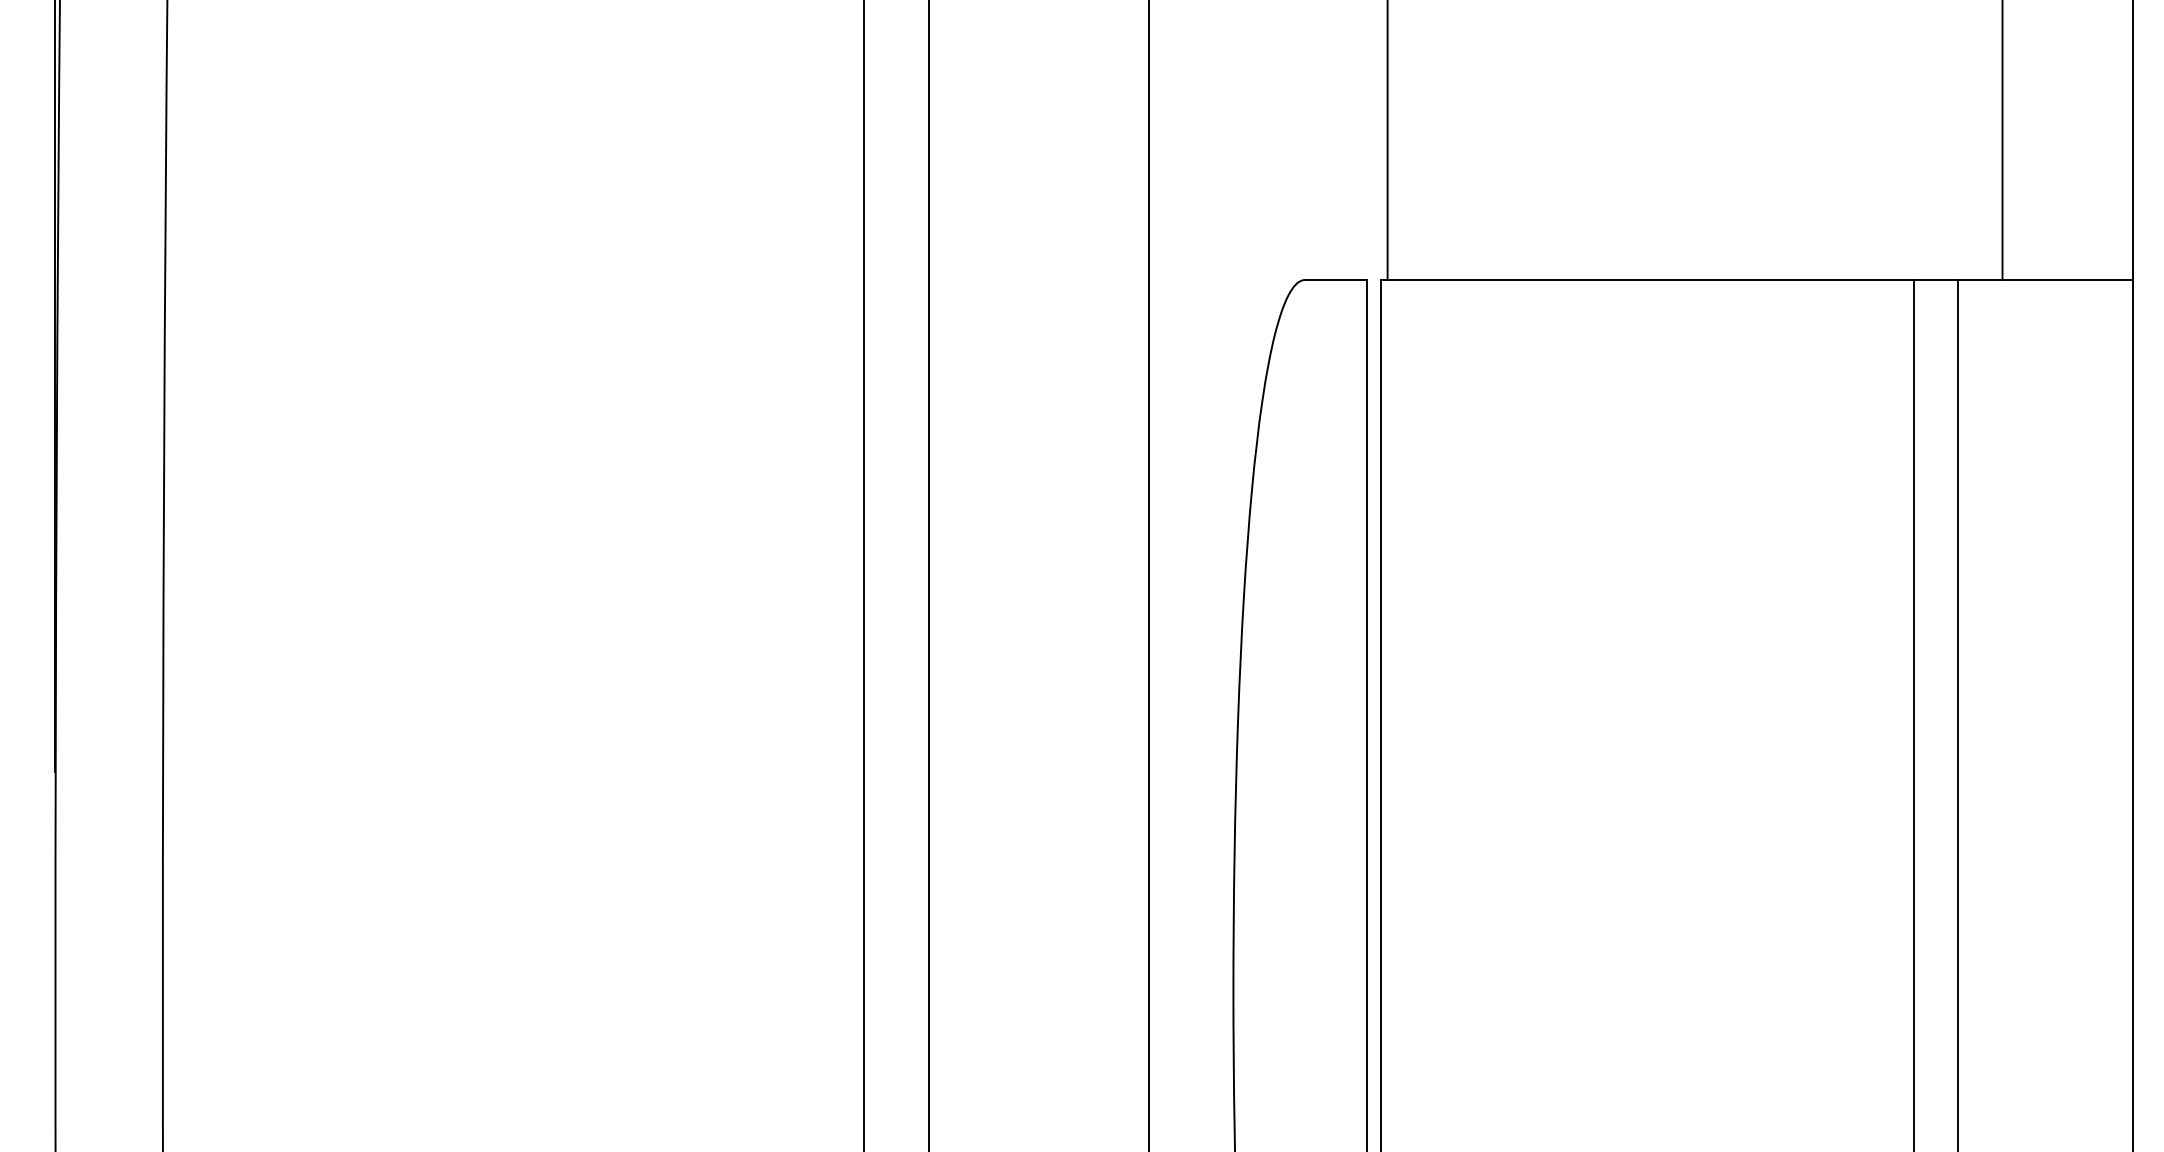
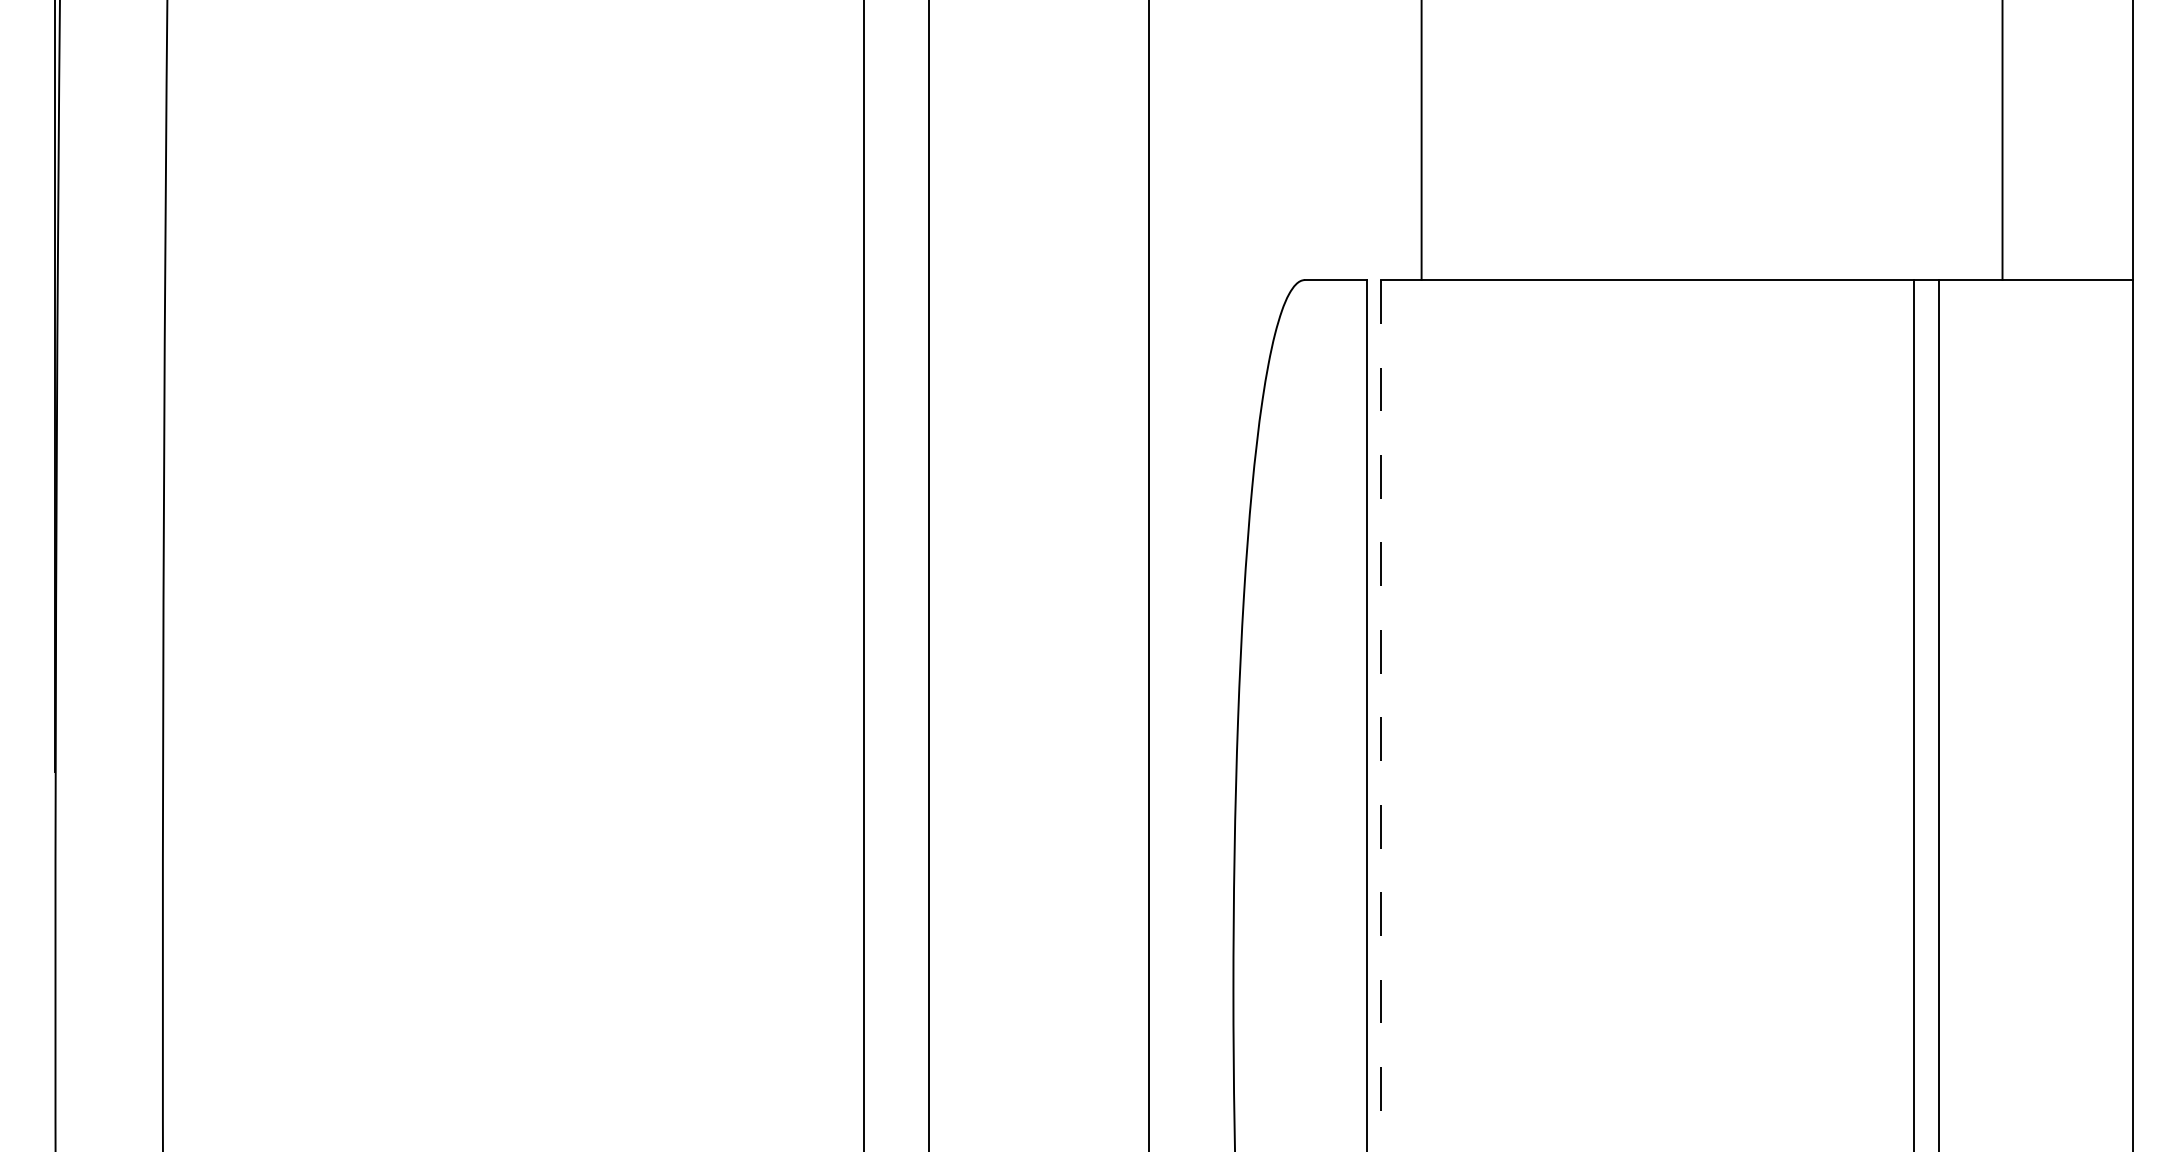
line position: (1387, 141) -> (1421, 141) (1421, 141)
line position: (1957, 714) -> (1938, 714) (1938, 714)
line: solid -> dashed (1381, 715)
